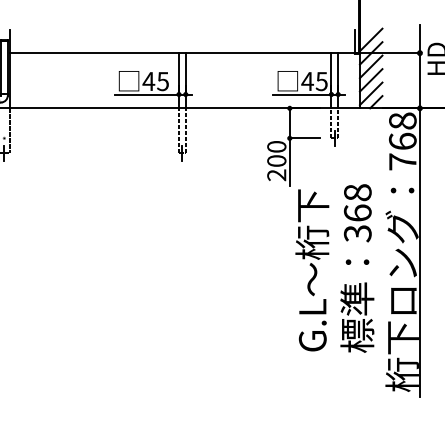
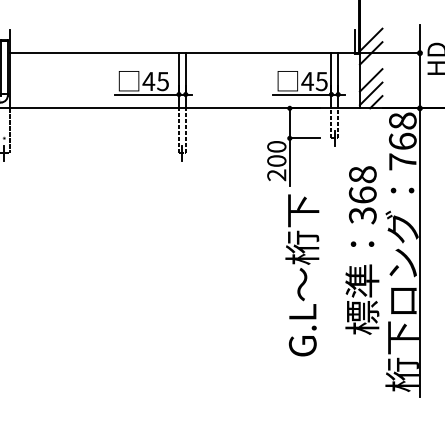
line: present -> none (370, 66)
text position: (357, 268) -> (362, 250) (362, 250)
text position: (312, 270) -> (302, 275) (302, 275)
